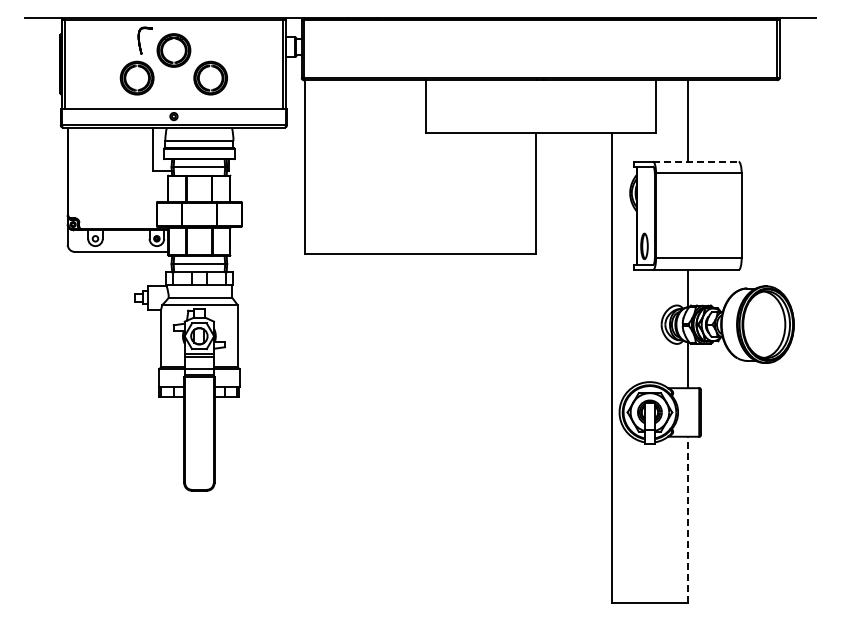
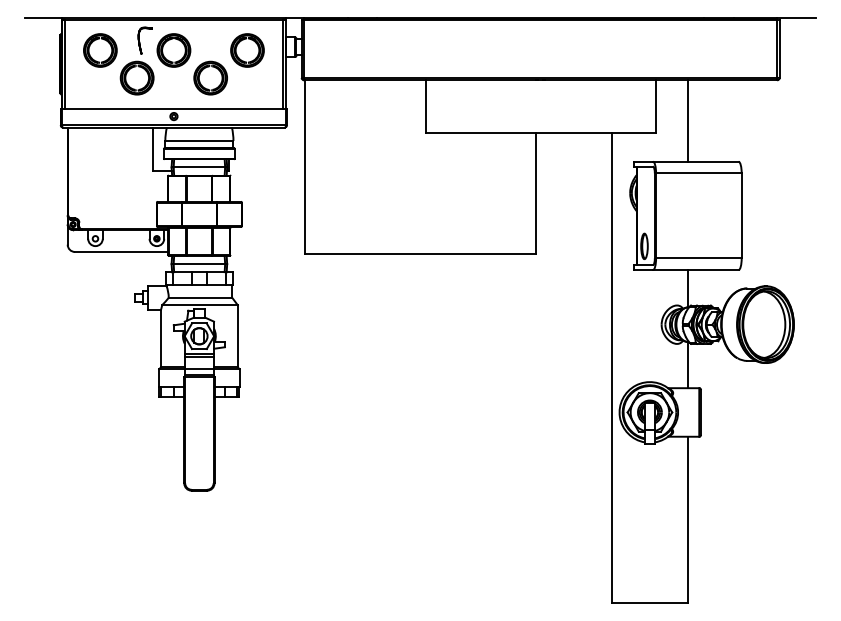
part: none -> present (100, 50)
part: none -> present (247, 50)
line: dashed -> solid (695, 161)
line: dashed -> solid (688, 519)
